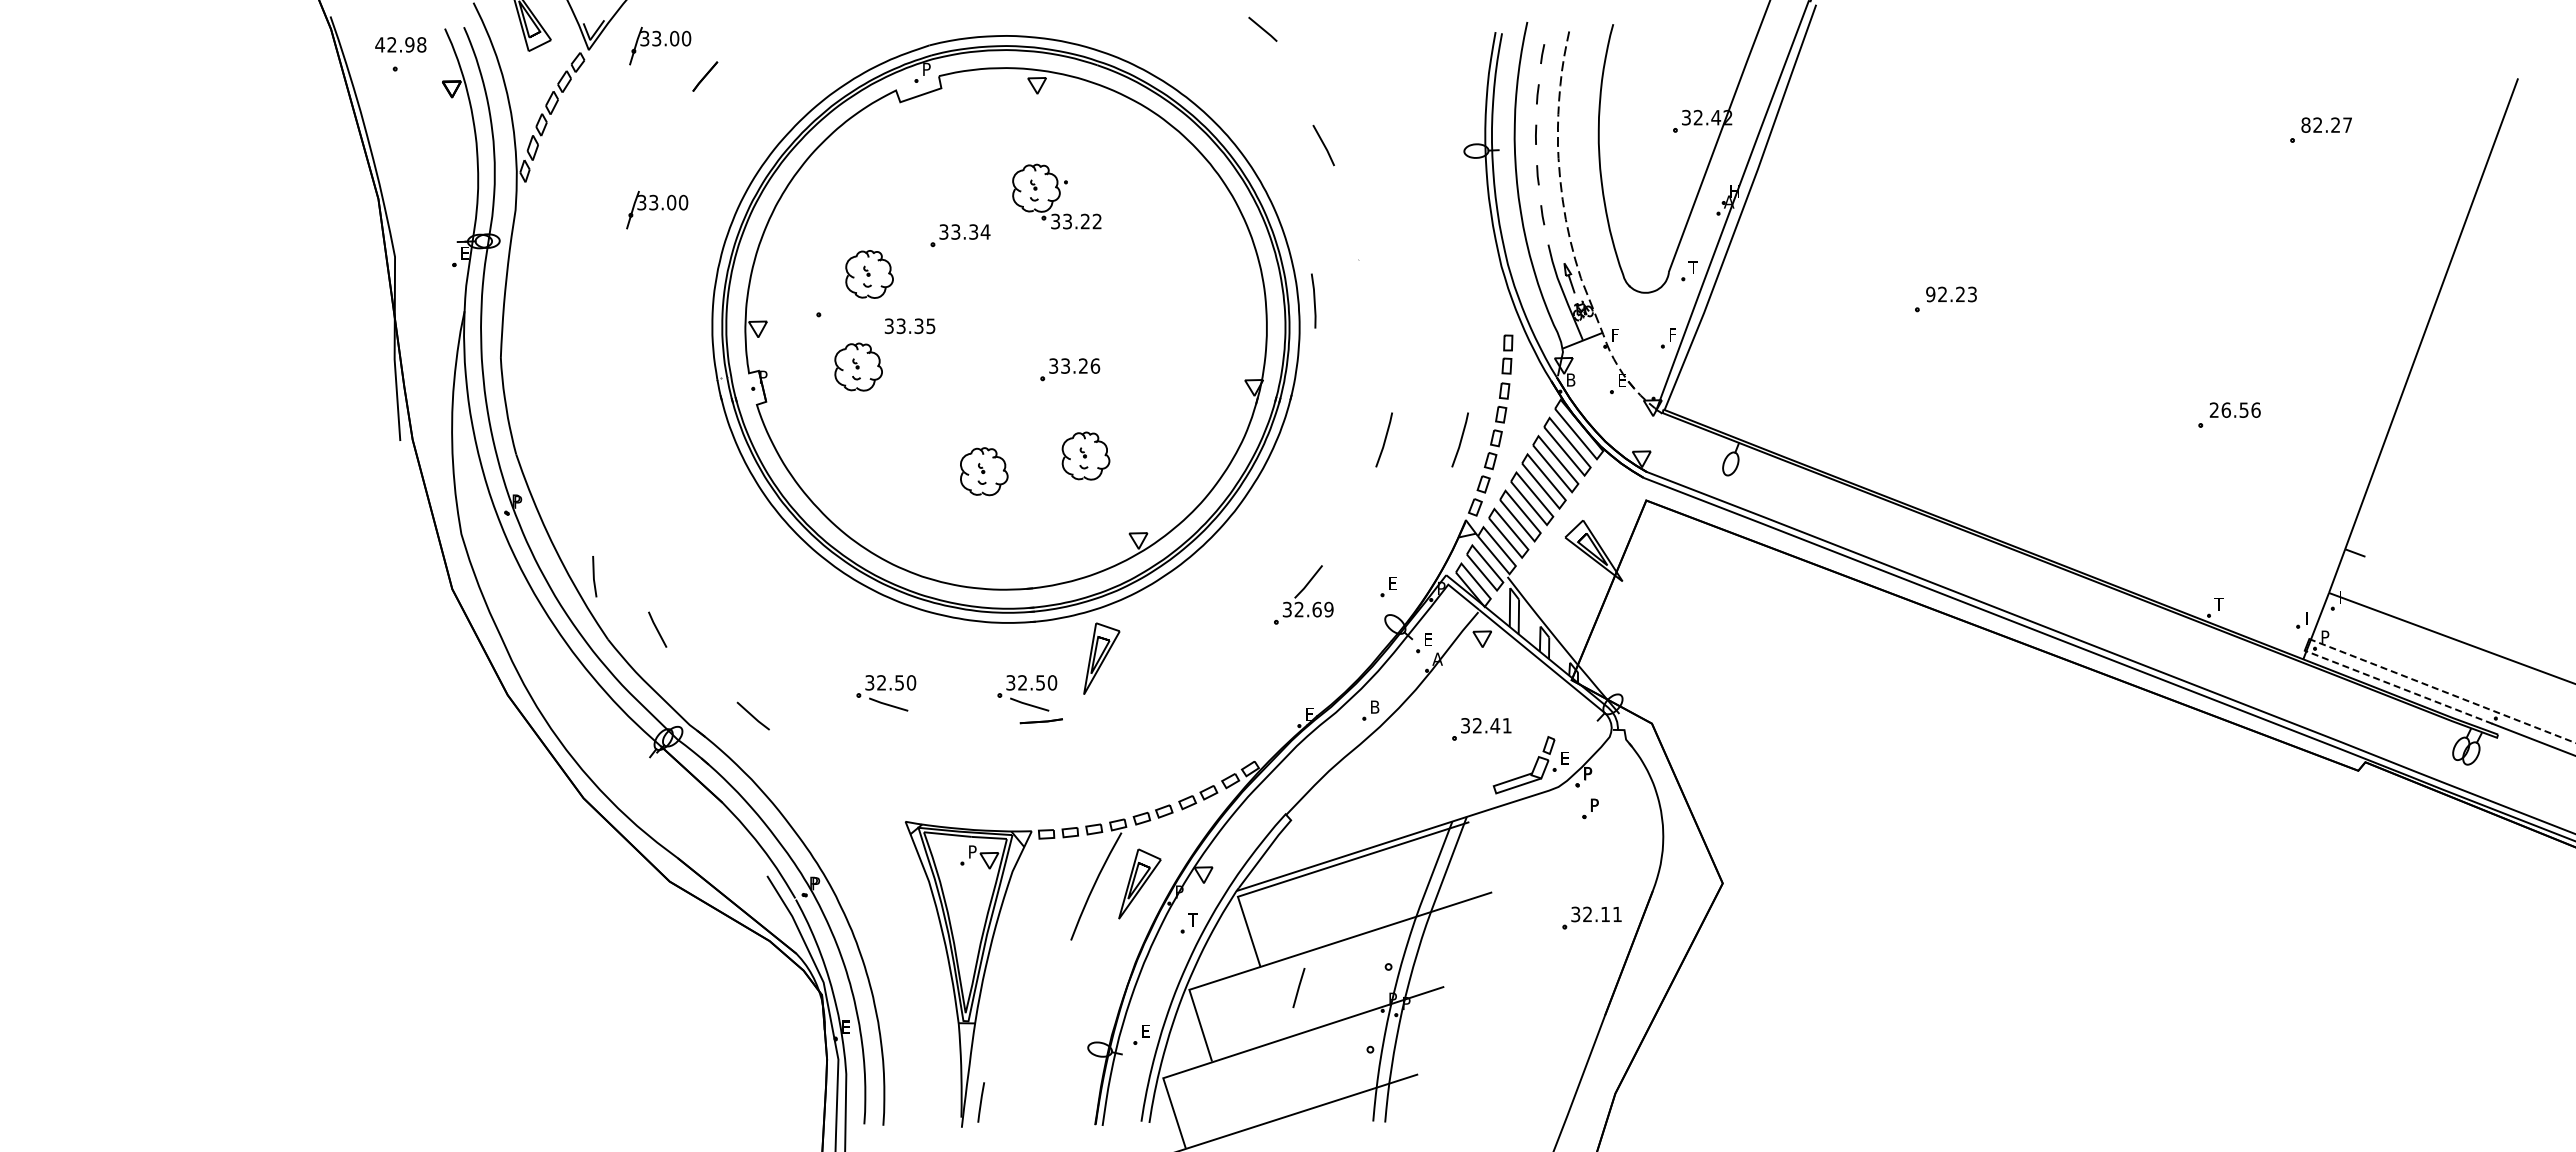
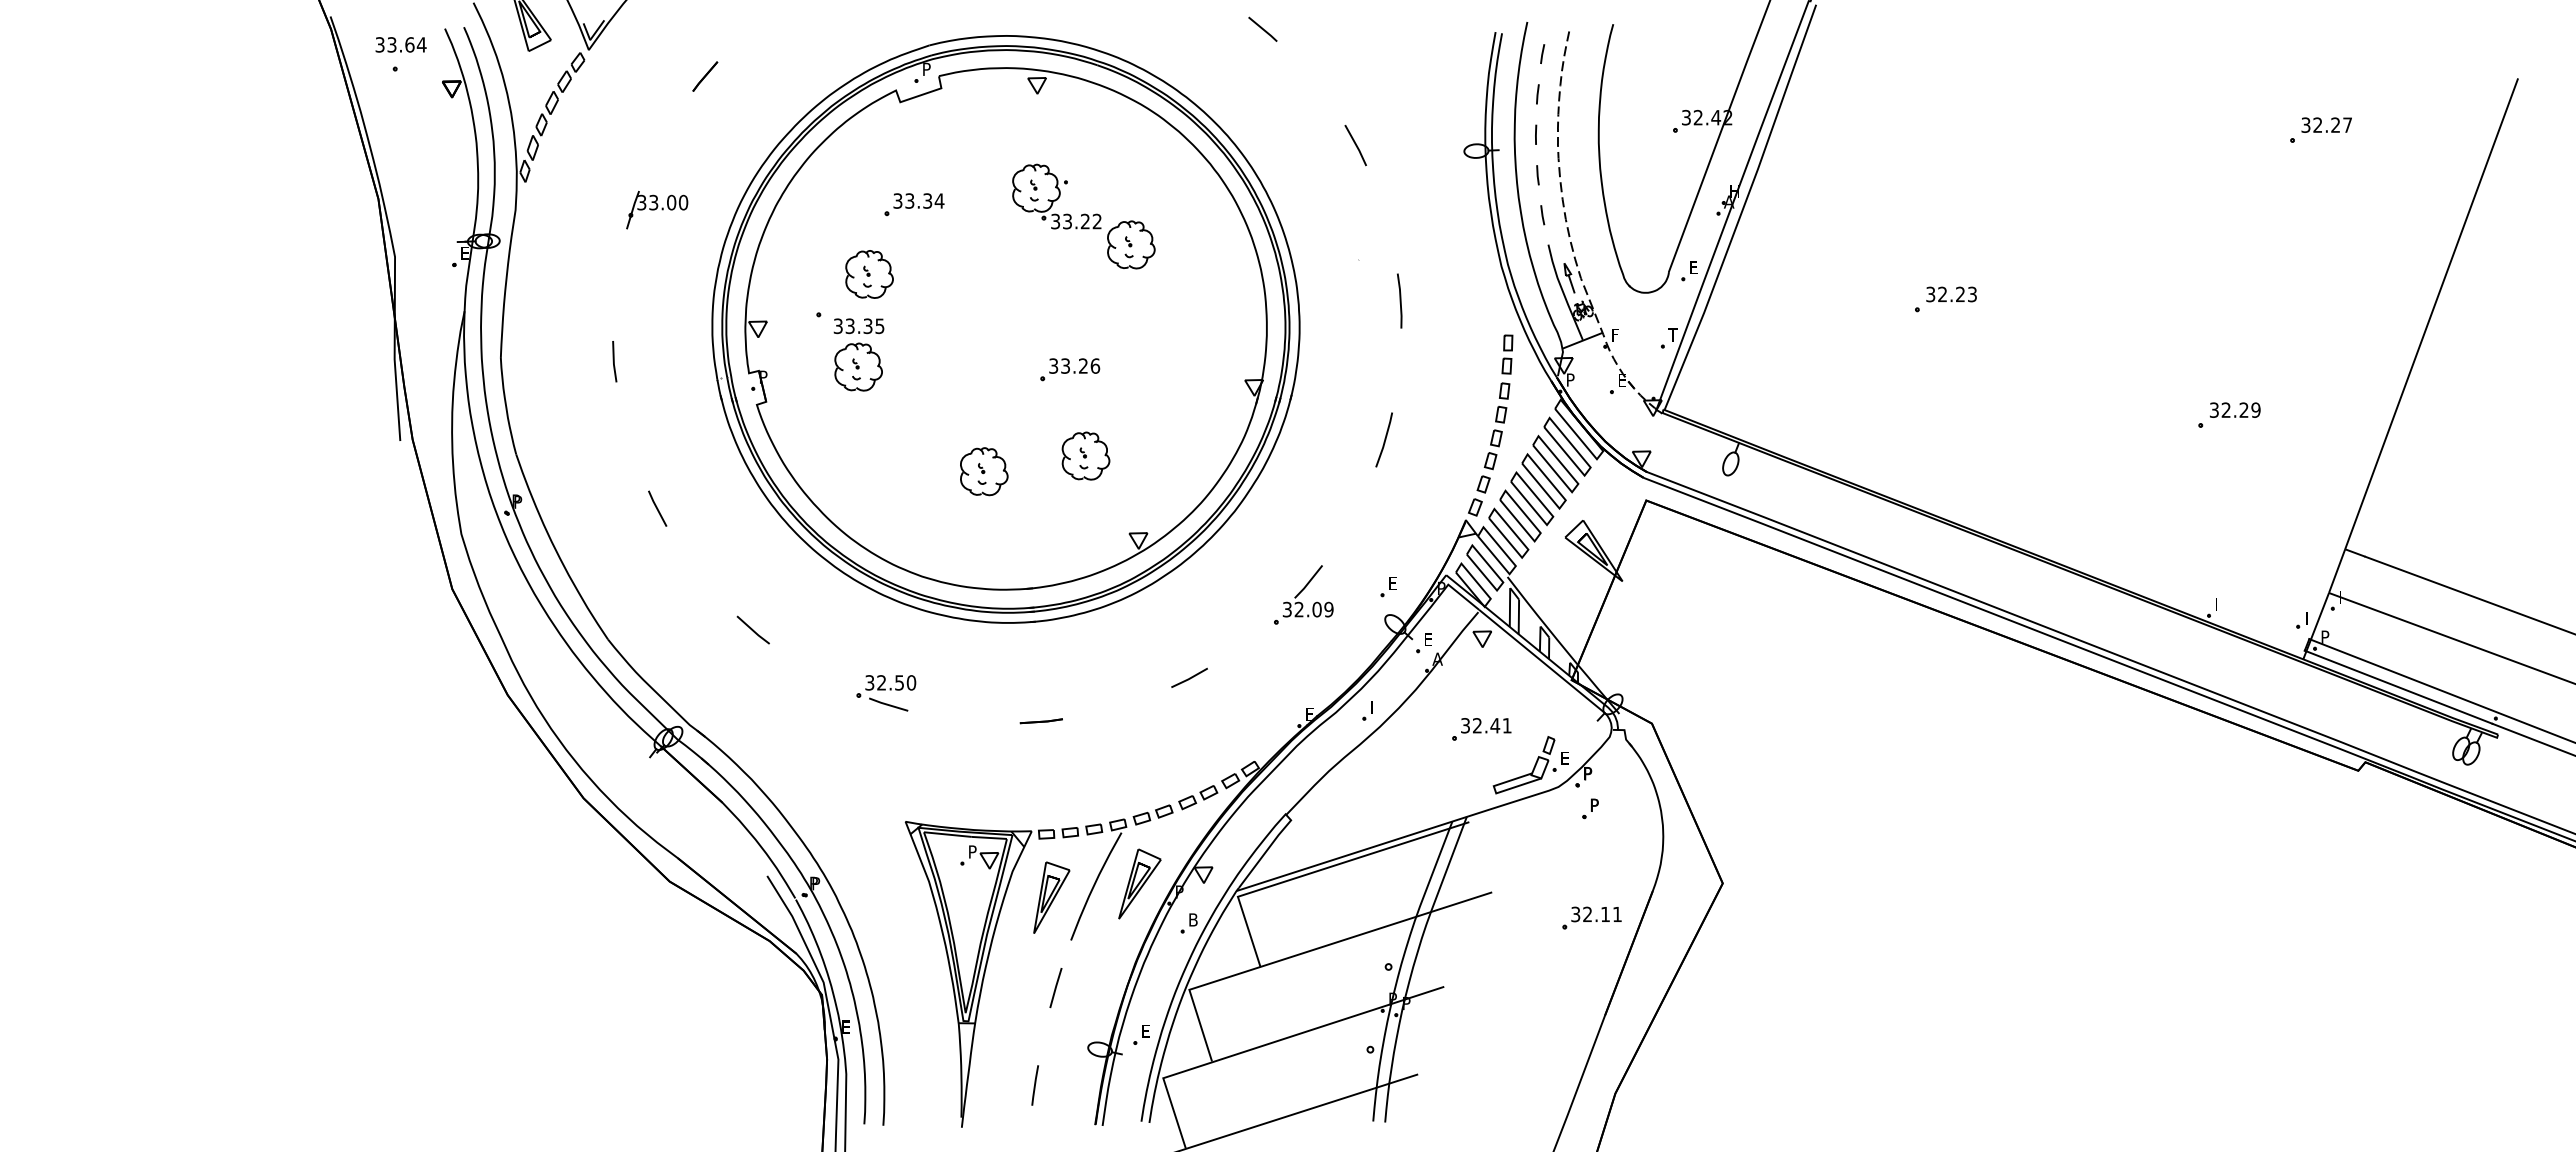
text: 42.98 -> 33.64 (400, 44)
part: present -> none (660, 45)
text: 82.27 -> 32.27 (2305, 124)
line position: (1323, 145) -> (1355, 145) (1355, 145)
part position: (960, 235) -> (914, 204) (914, 204)
part: none -> present (1131, 244)
text: T -> E (1692, 267)
text: 92.23 -> 32.23 (1930, 294)
line position: (1313, 300) -> (1399, 300) (1399, 300)
text position: (909, 326) -> (858, 326) (858, 326)
text: F -> T (1672, 334)
text: B -> P (1571, 379)
text: 26.56 -> 32.29 (2235, 409)
line: present -> none (1460, 439)
line position: (594, 576) -> (614, 361) (614, 361)
line: none -> present (2468, 594)
text: T -> I (2218, 604)
text: 32.69 -> 32.09 (1316, 609)
line position: (657, 629) -> (657, 508) (657, 508)
part position: (1101, 658) -> (1051, 897) (1051, 897)
line: none -> present (1189, 677)
line: dashed -> solid (2398, 687)
line: dashed -> solid (2442, 691)
part: present -> none (1027, 693)
text: B -> I (1375, 706)
line position: (752, 715) -> (752, 629) (752, 629)
text: T -> B (1192, 919)
line position: (1298, 988) -> (1055, 988) (1055, 988)
line position: (980, 1102) -> (1034, 1085) (1034, 1085)
